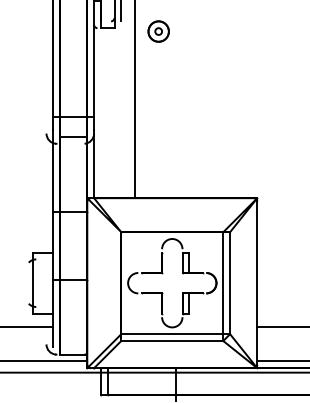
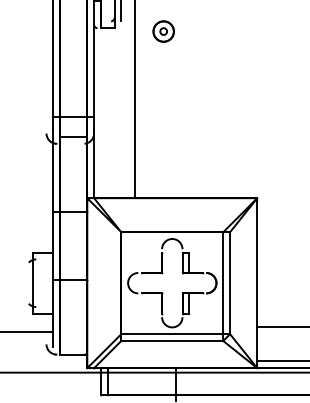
part position: (158, 31) -> (163, 31) (163, 31)
line position: (27, 327) -> (27, 332) (27, 332)
line: present -> none (44, 361)
